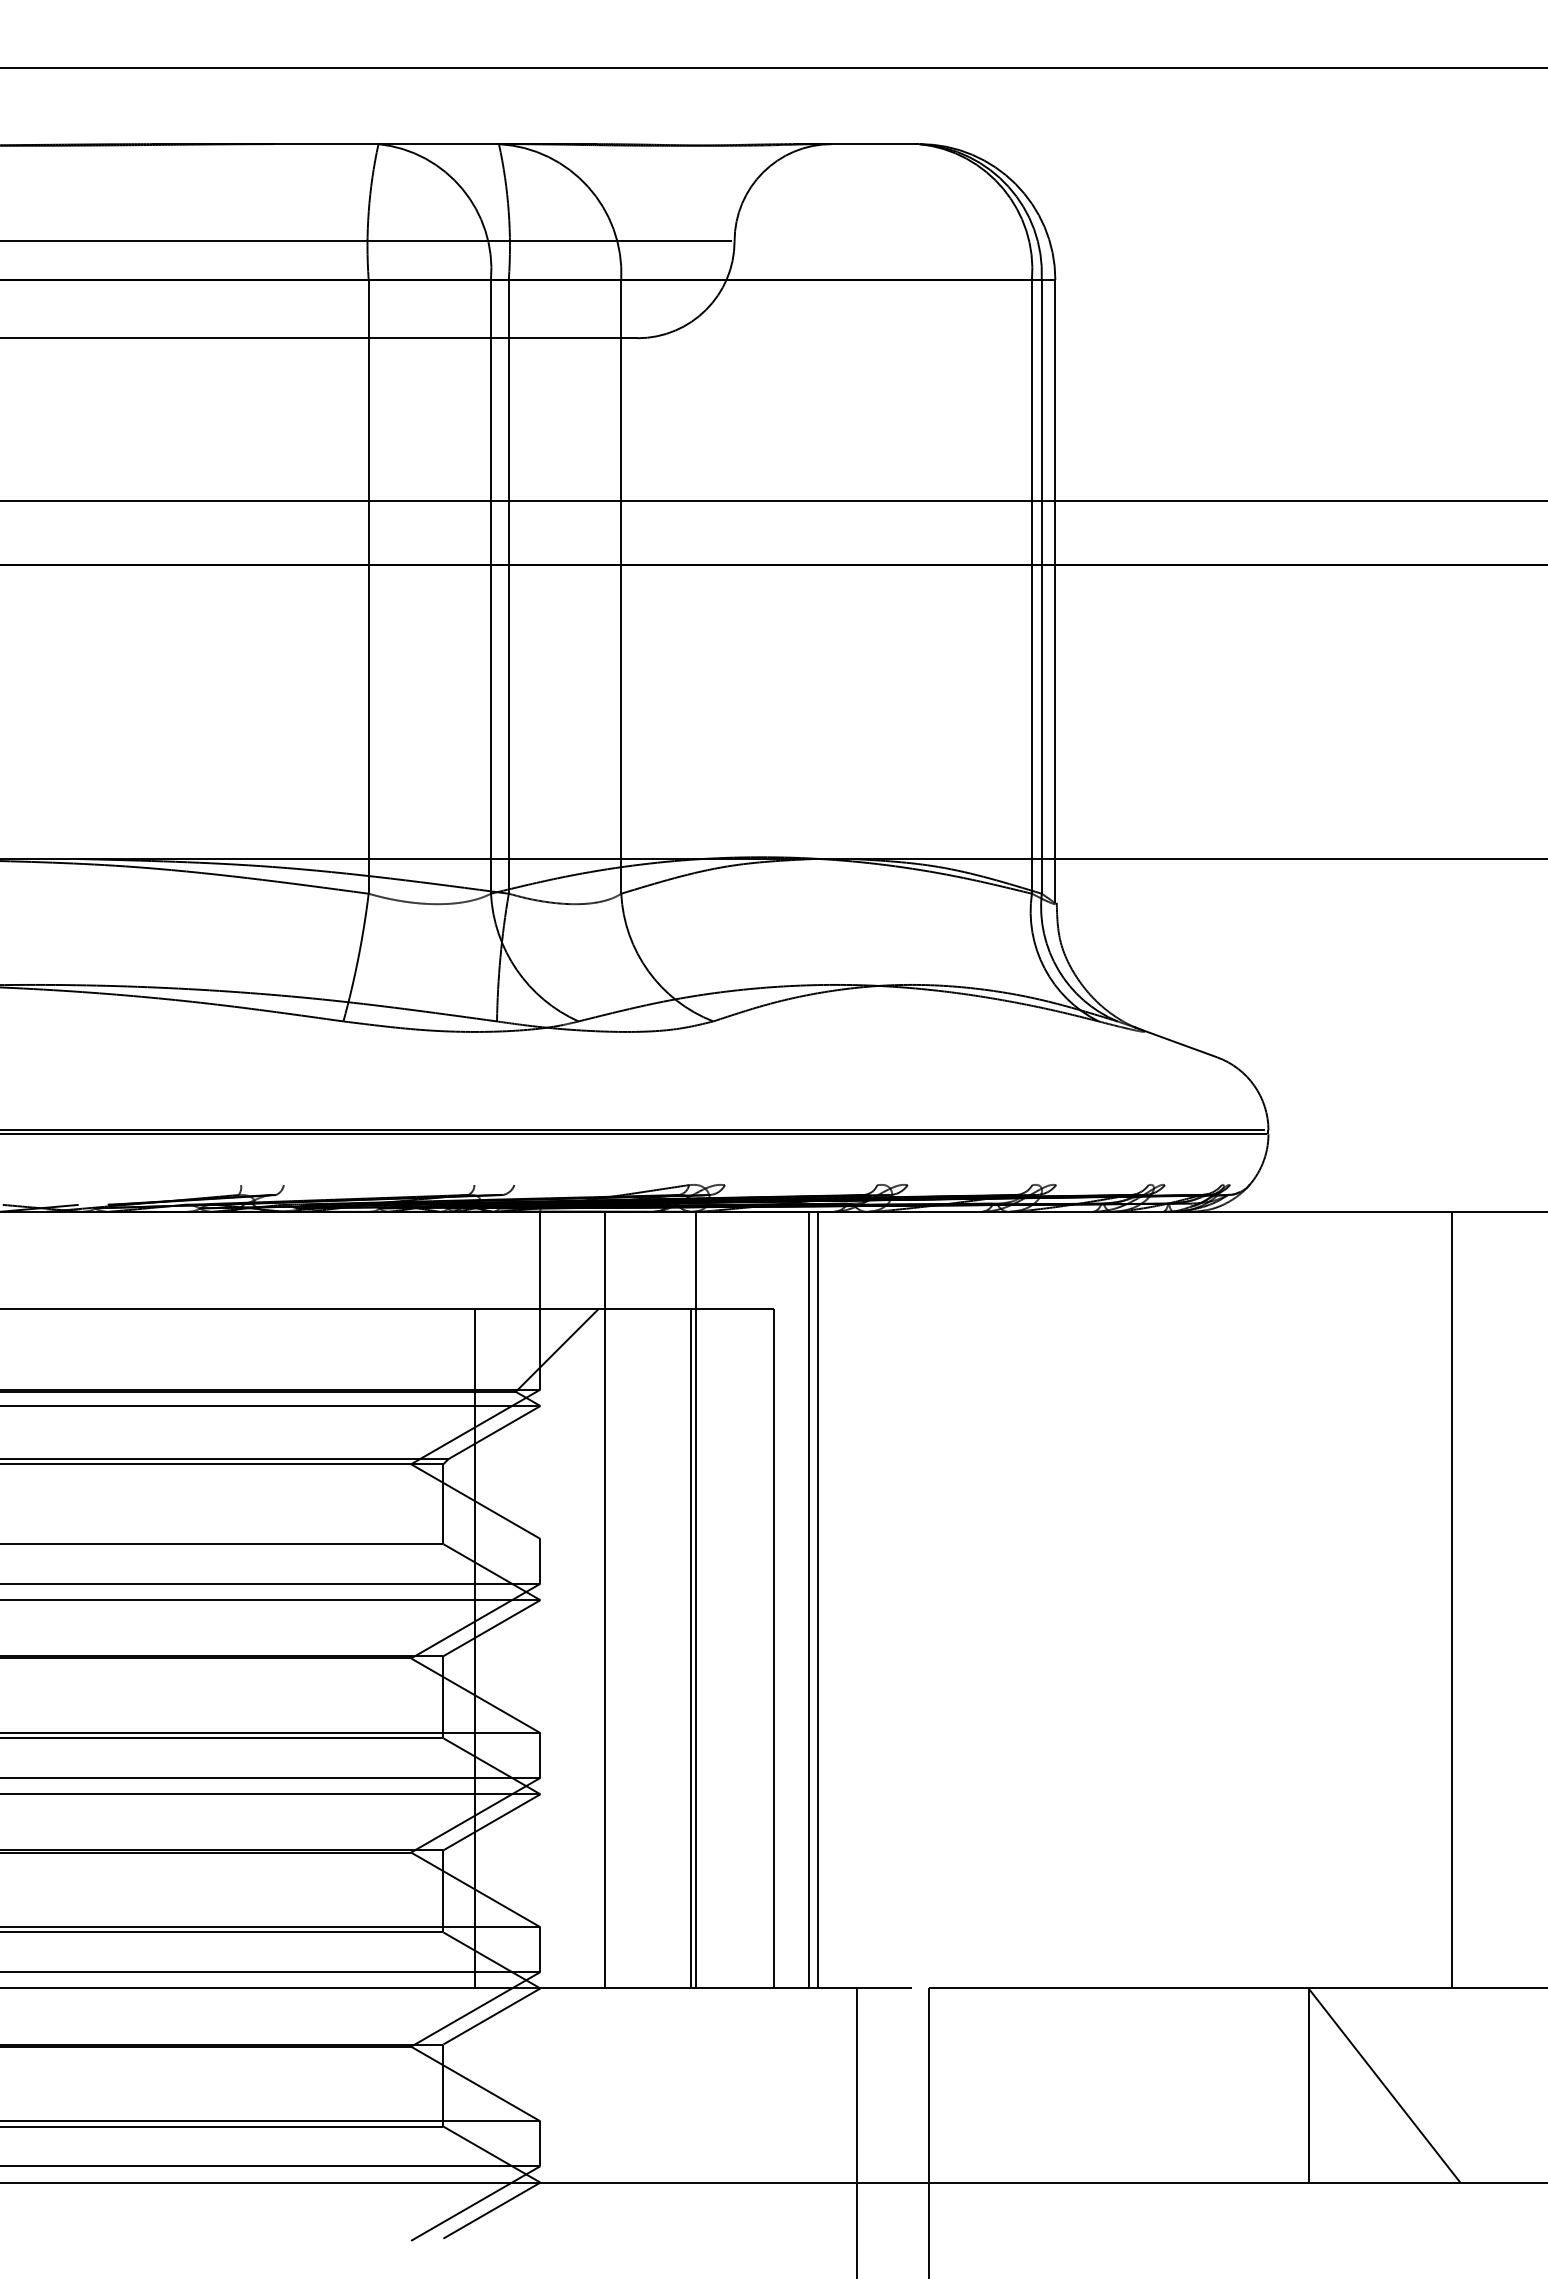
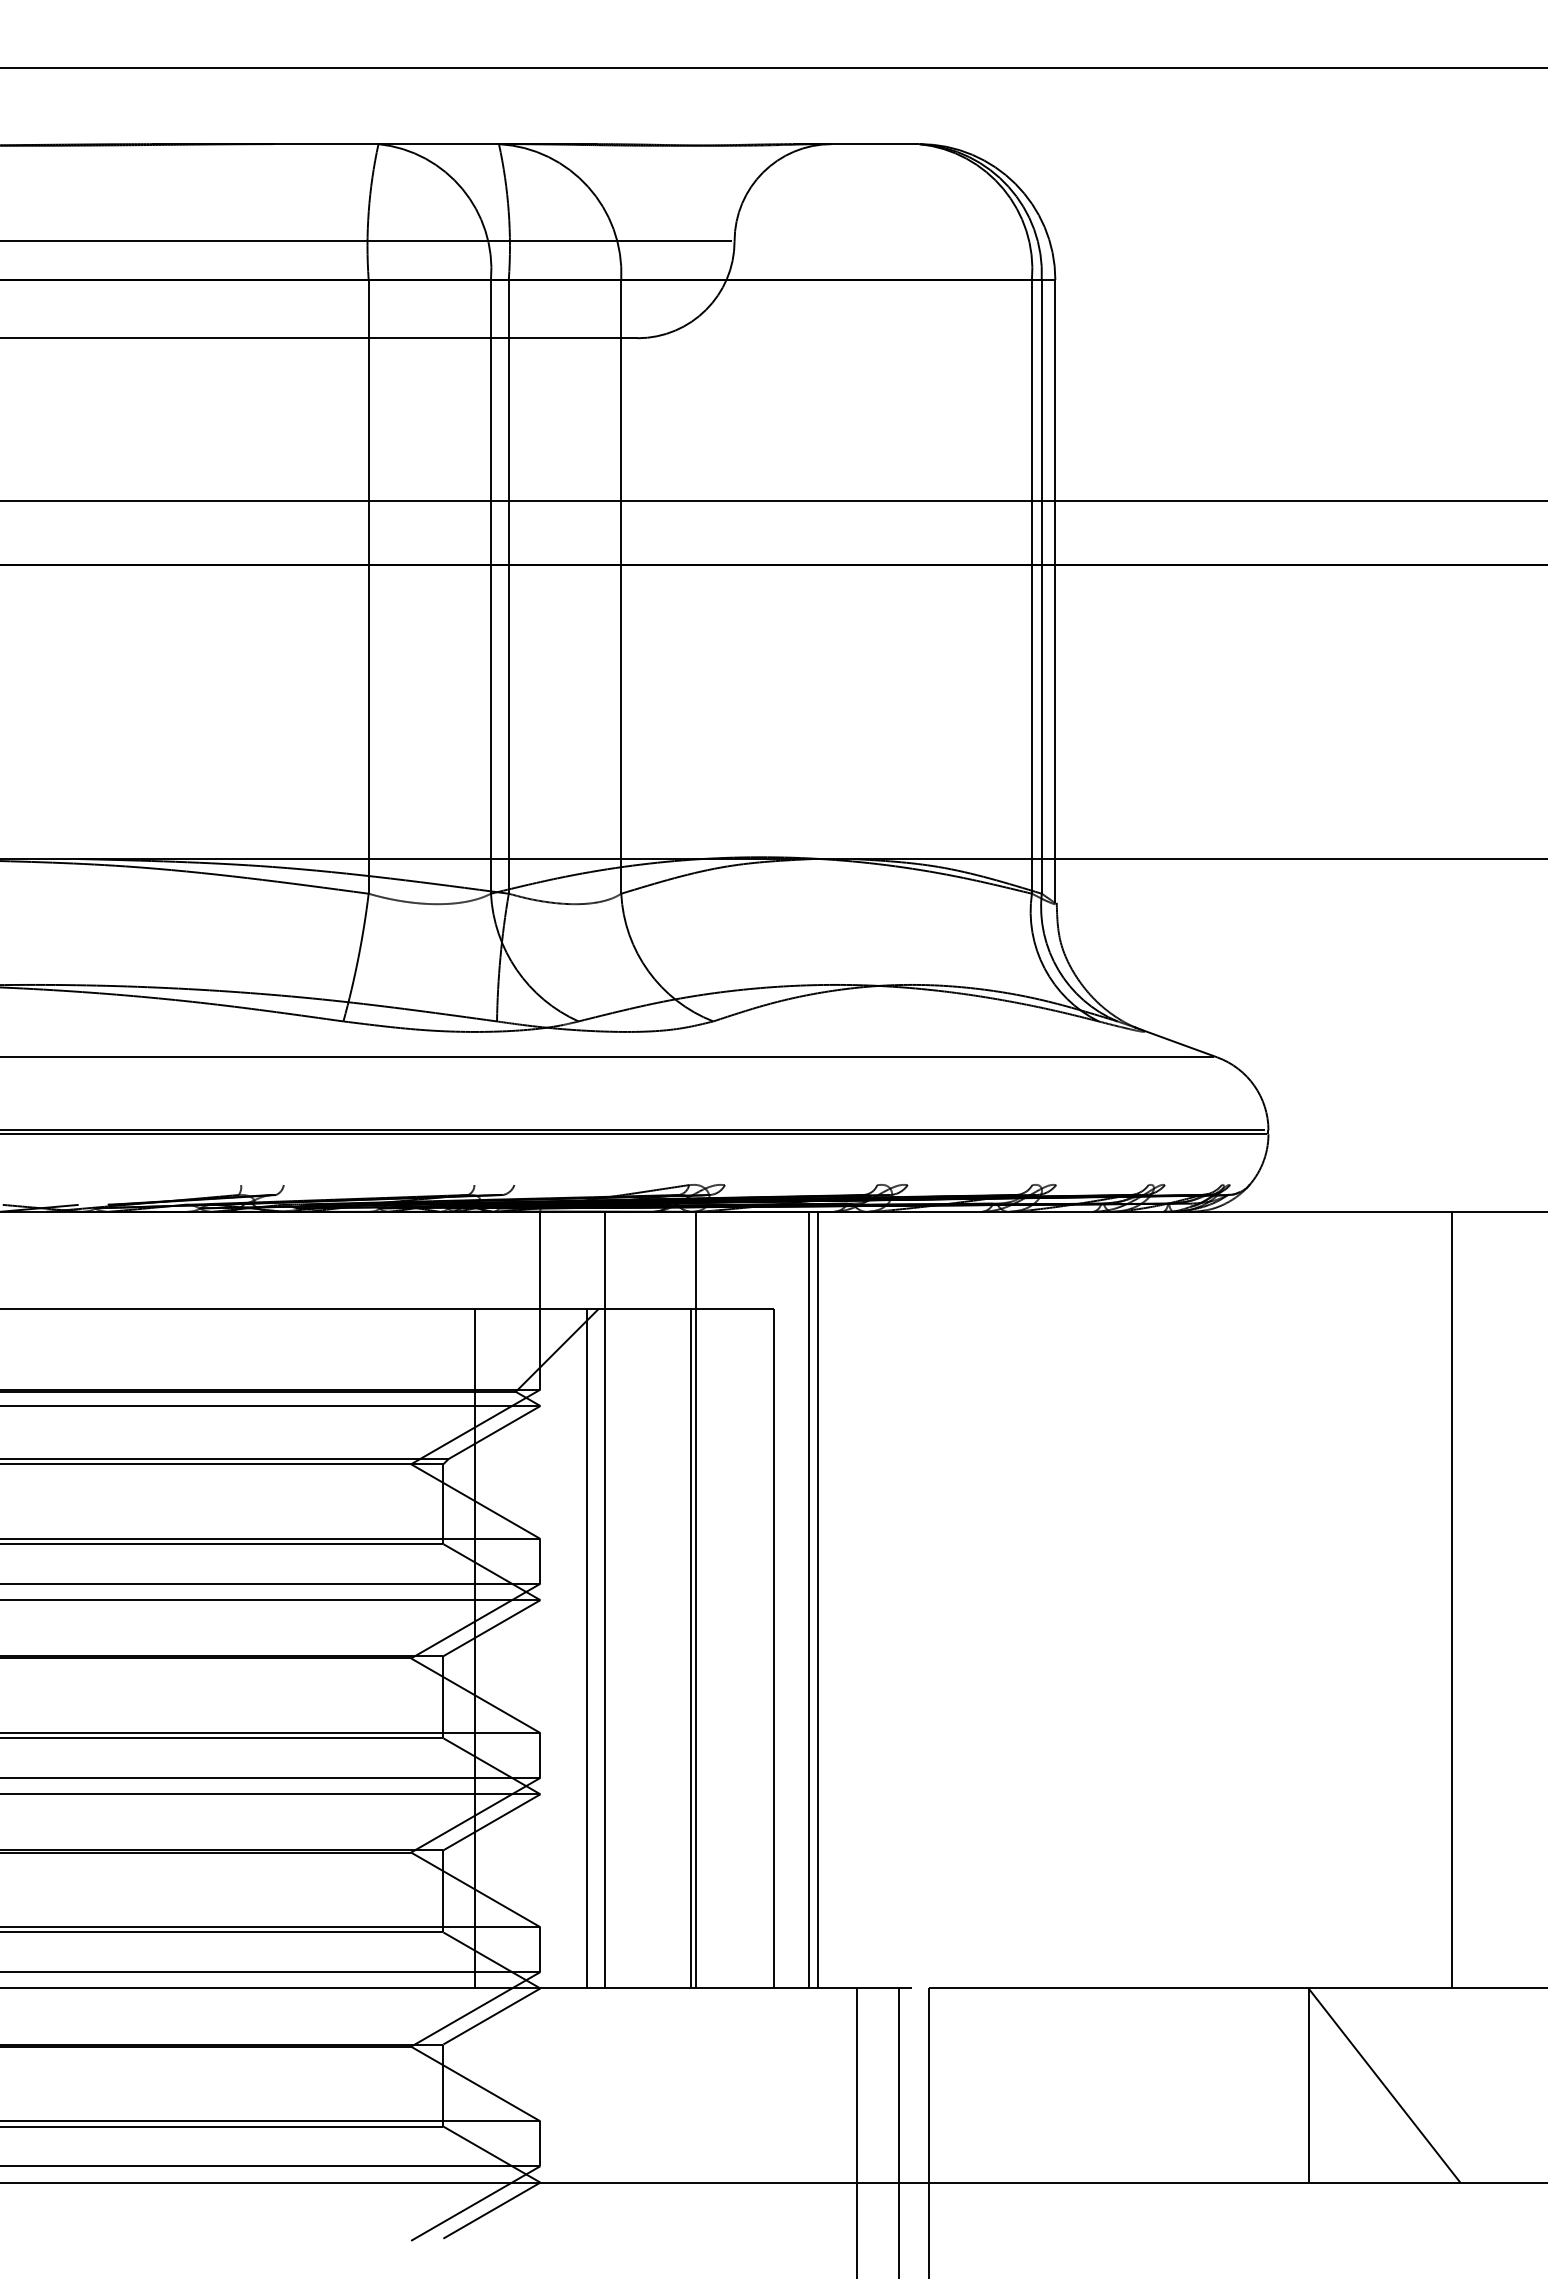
line: none -> present (608, 1057)
line: none -> present (270, 1538)
line: none -> present (586, 1648)
line: none -> present (898, 2131)
